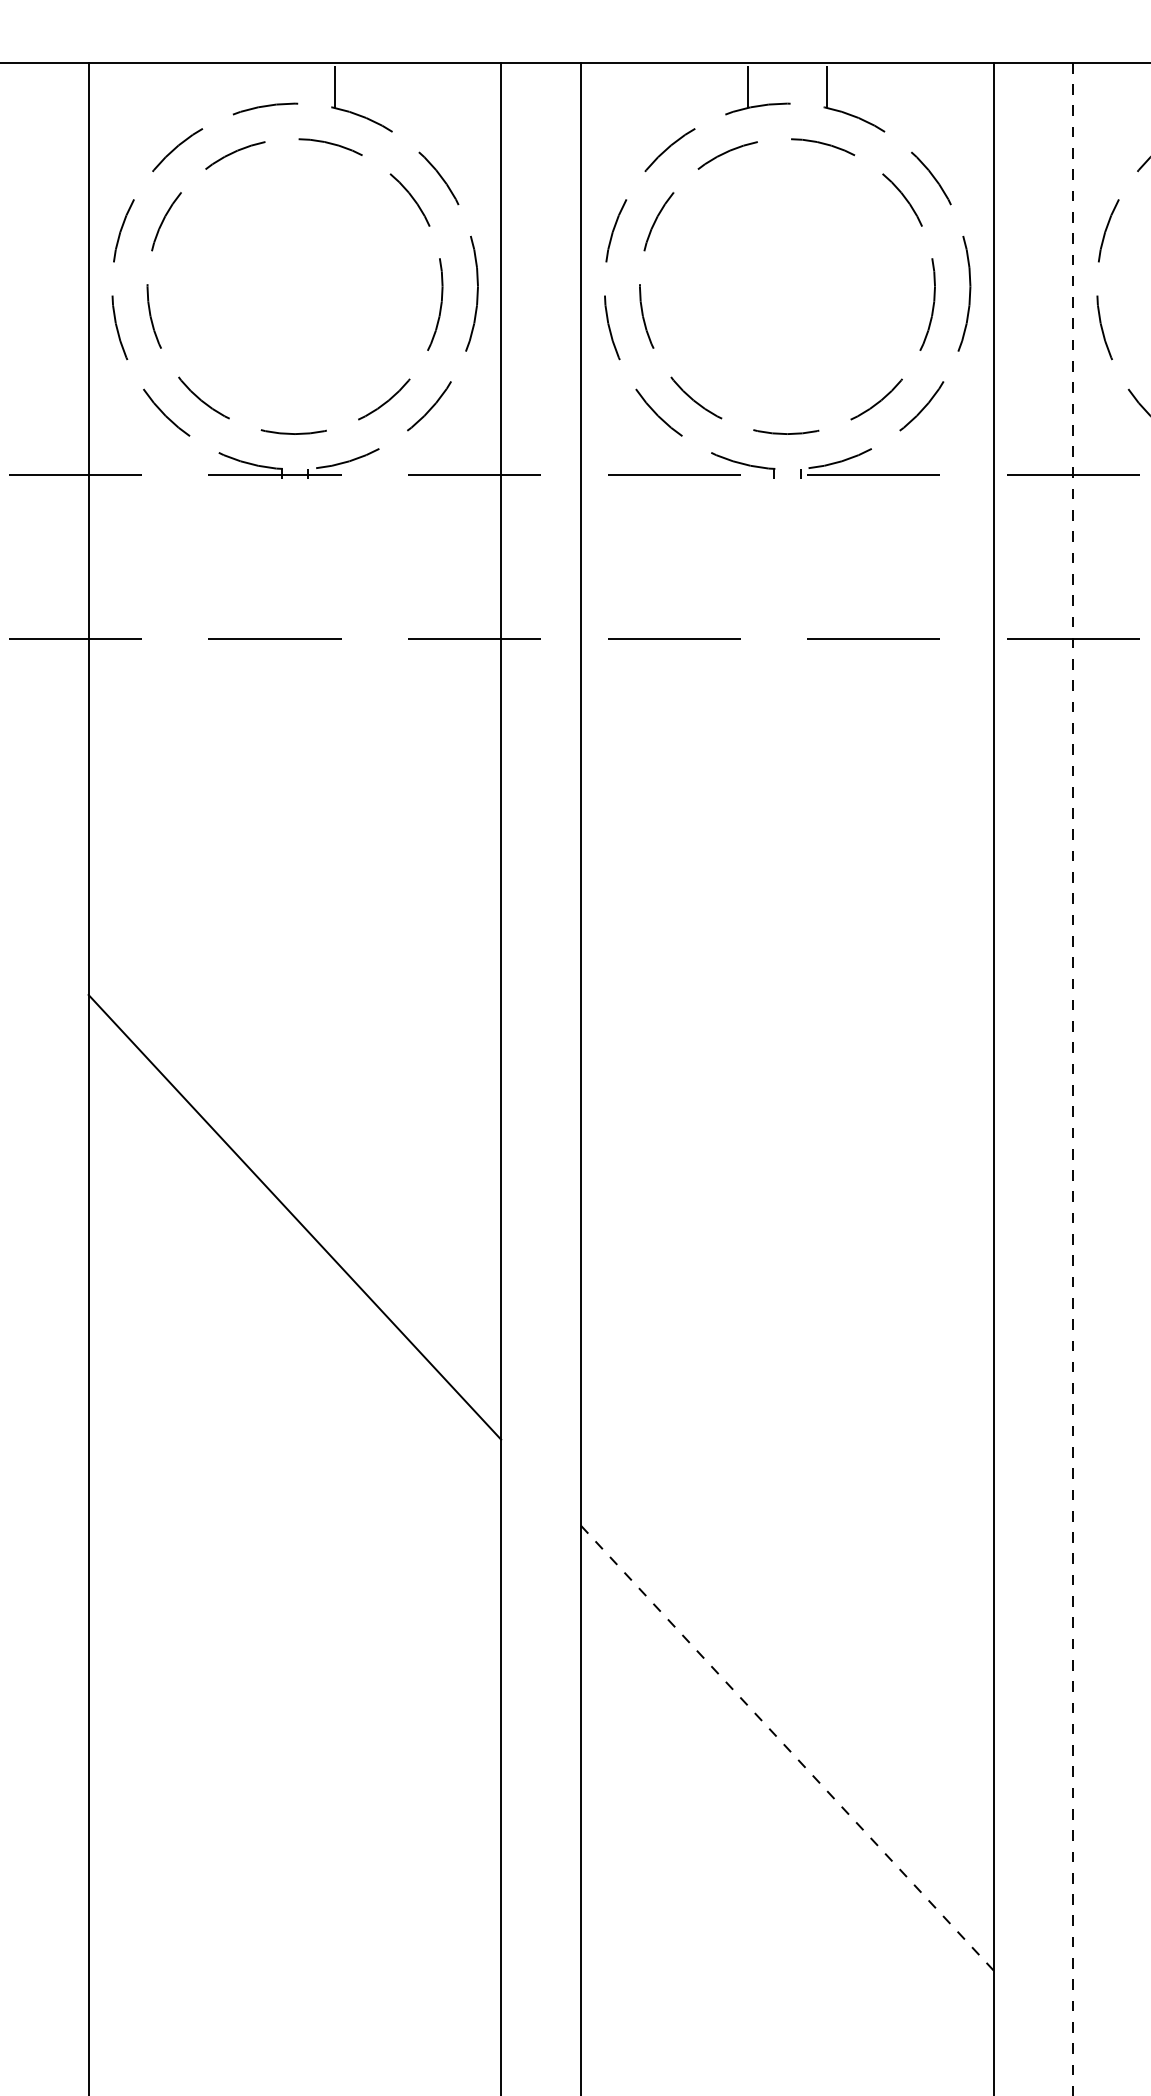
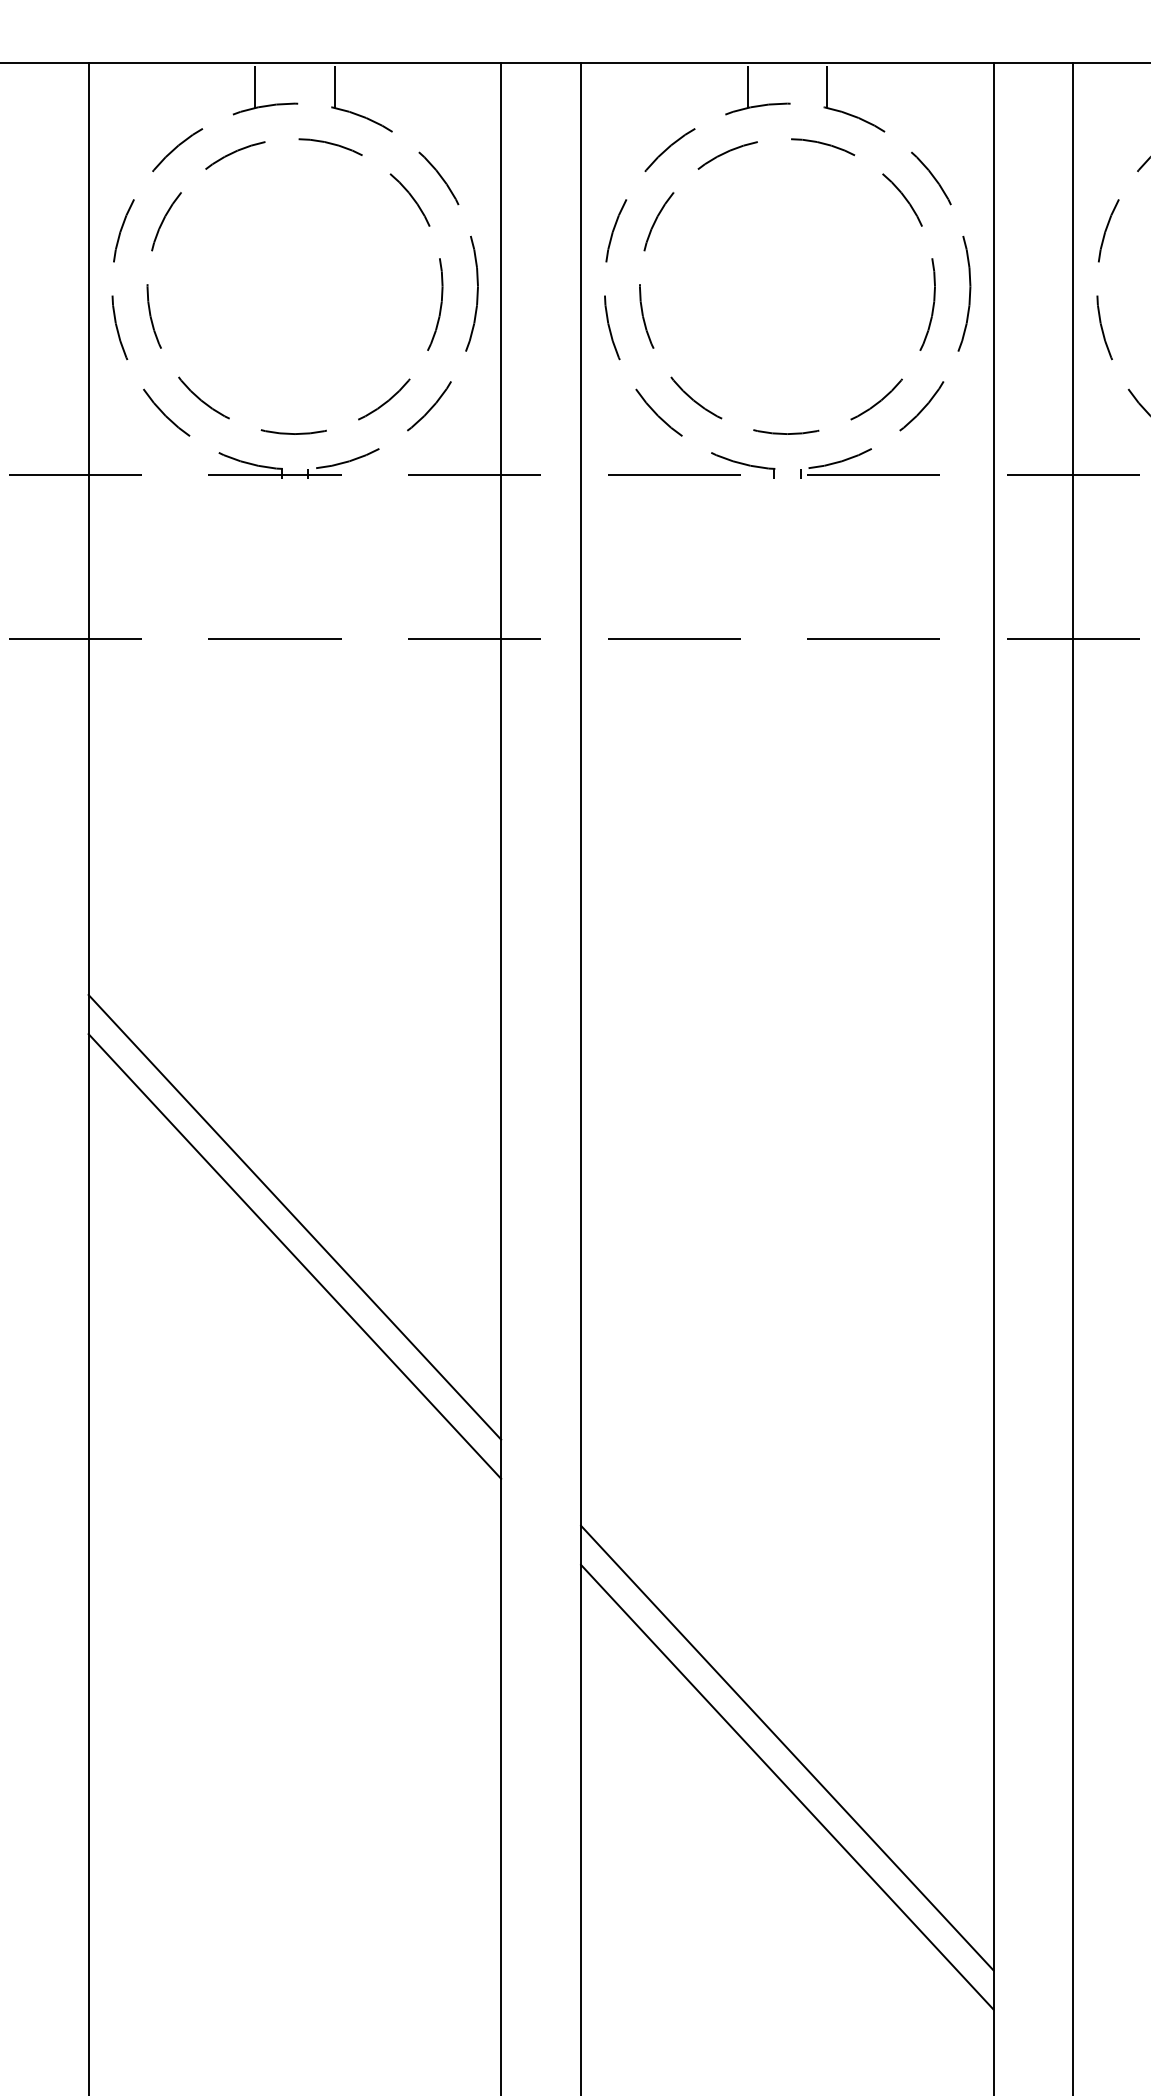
line: none -> present (255, 87)
line: dashed -> solid (1073, 1079)
line: none -> present (294, 1256)
line: dashed -> solid (787, 1748)
line: none -> present (787, 1786)
